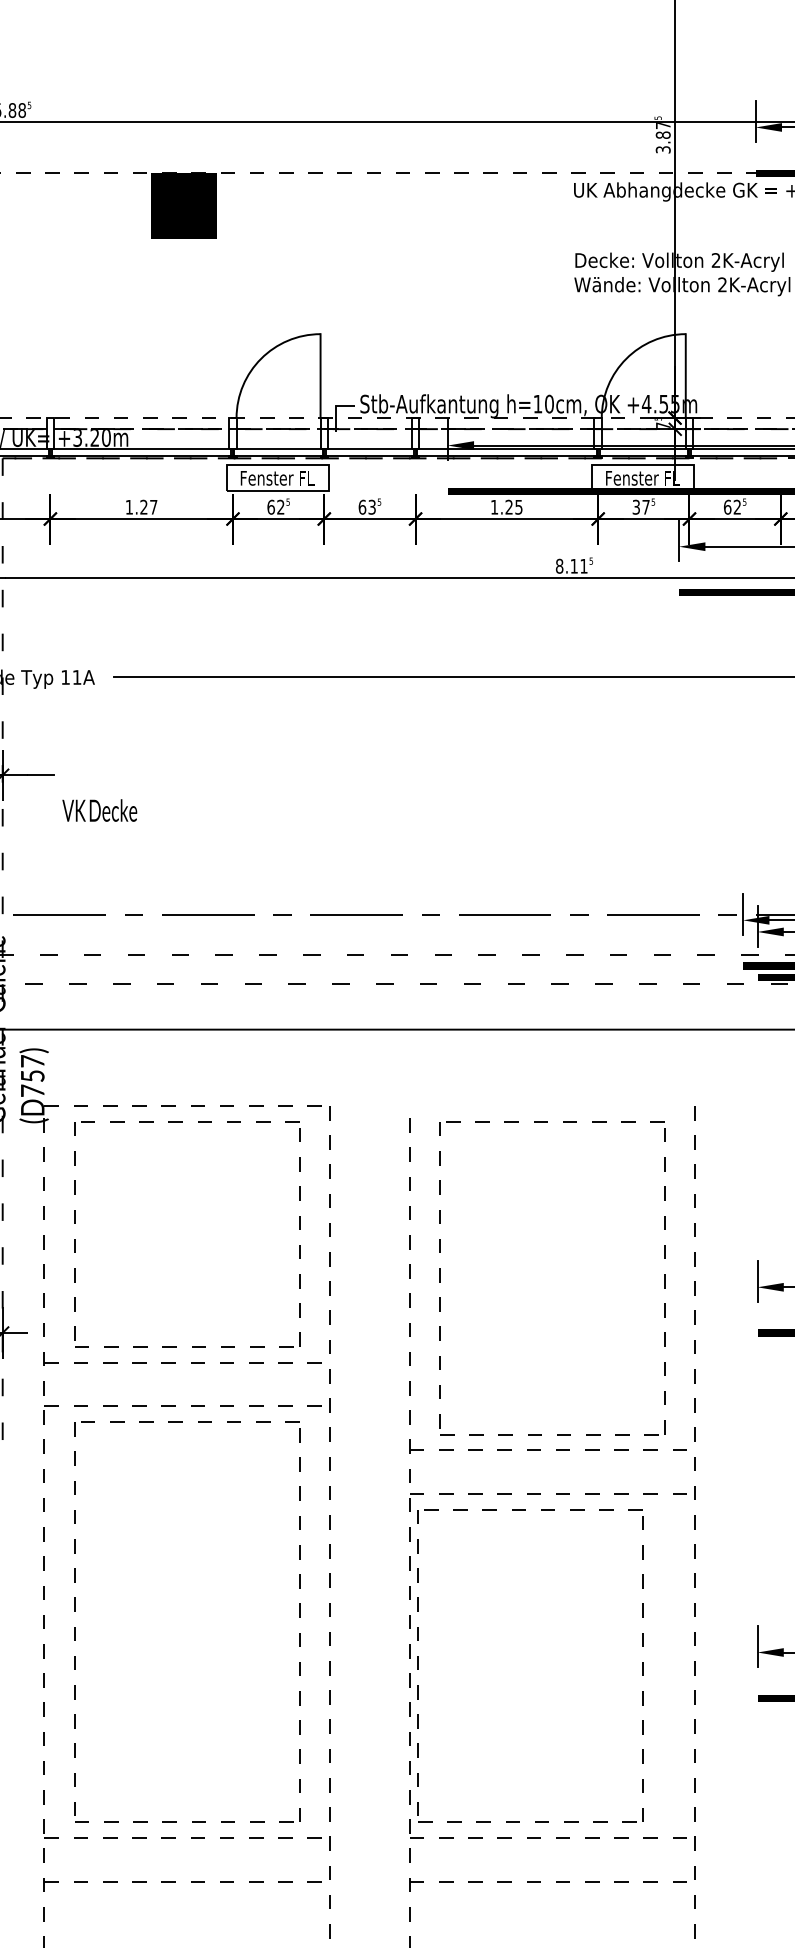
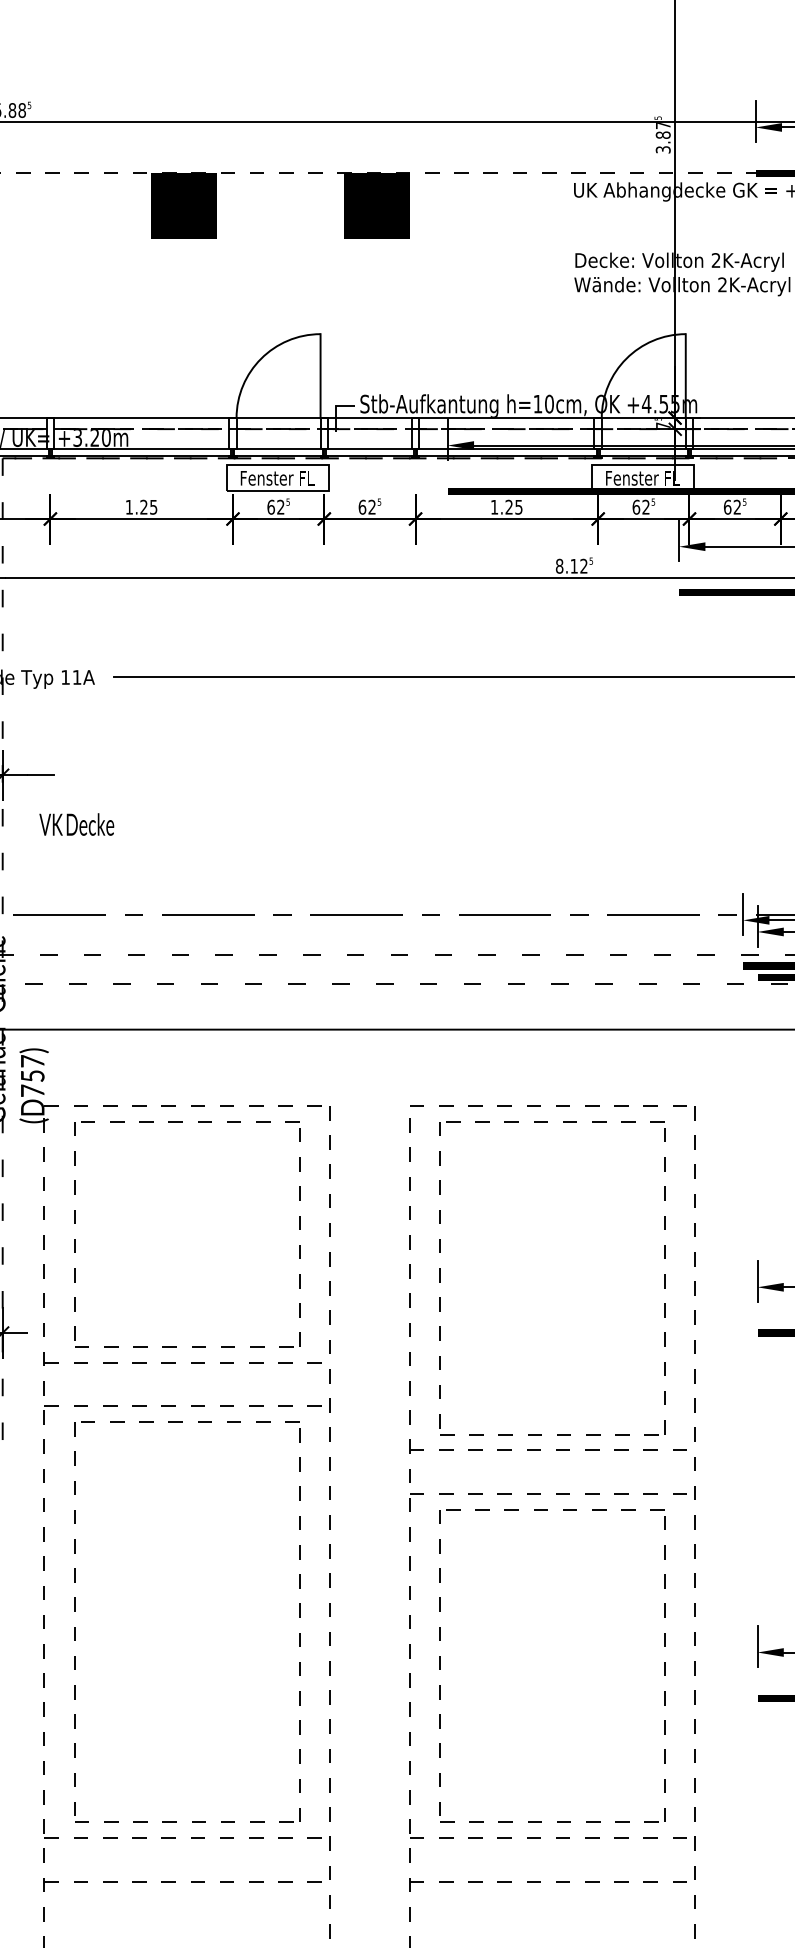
fill: none -> present (376, 205)
line: dashed -> solid (397, 418)
text: 37 -> 62 (640, 506)
text: 1.27 -> 1.25 (153, 507)
text: 63 -> 62 (371, 507)
text: 8.11 -> 8.12 (583, 565)
text position: (99, 810) -> (76, 824) (76, 824)
line: none -> present (540, 1105)
part position: (418, 1665) -> (440, 1665) (440, 1665)
